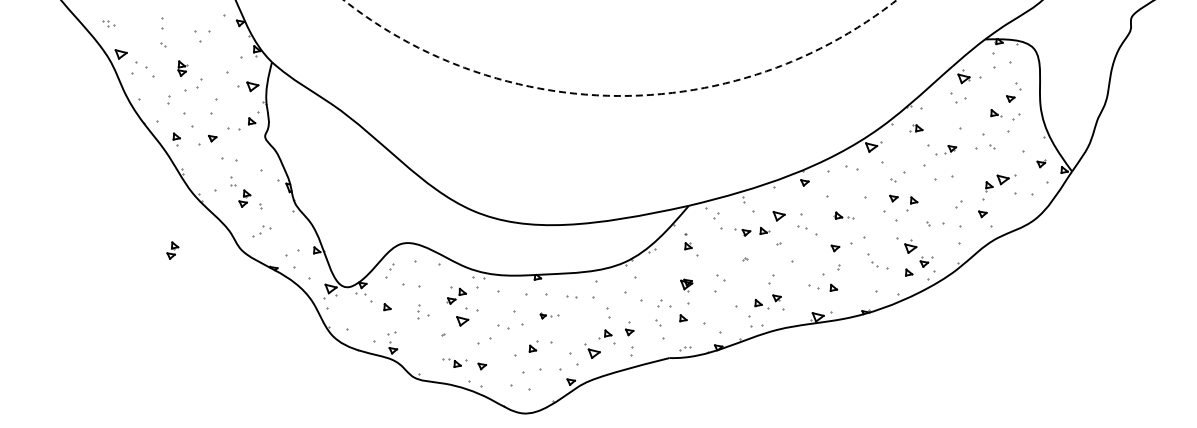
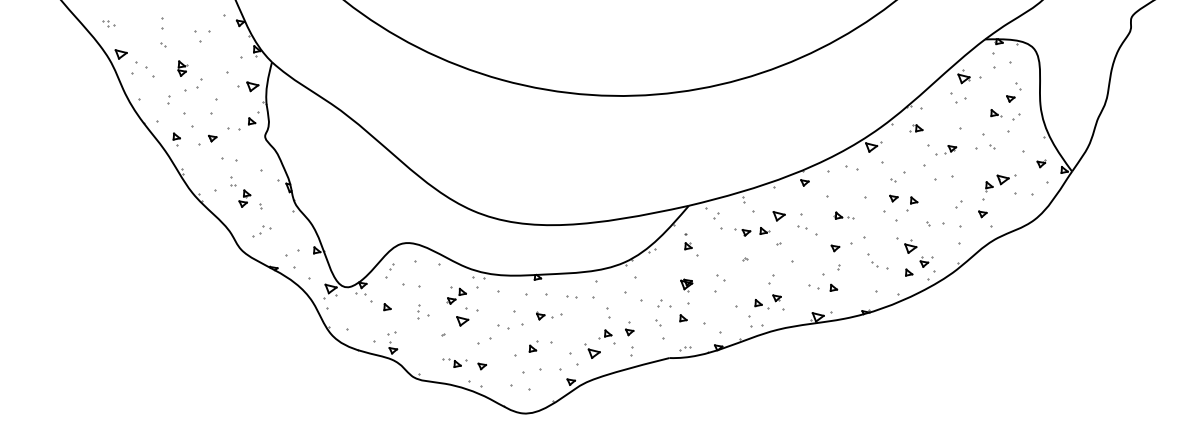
arc: dashed -> solid (612, 95)
part: present -> none (172, 250)
part size: 21x8 px -> 27x10 px (549, 315)
